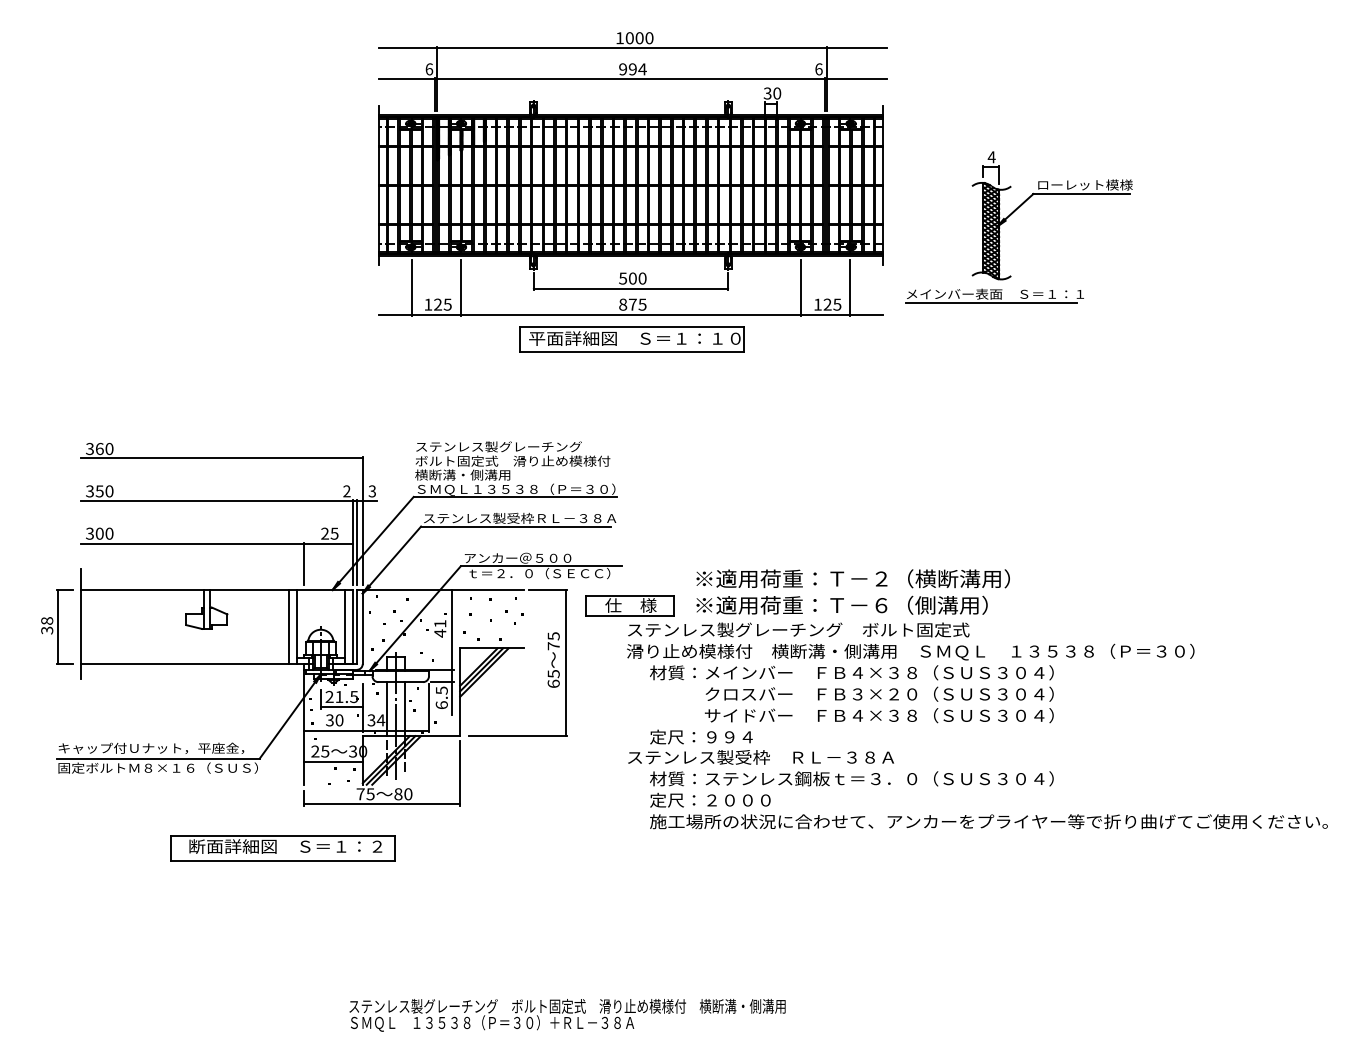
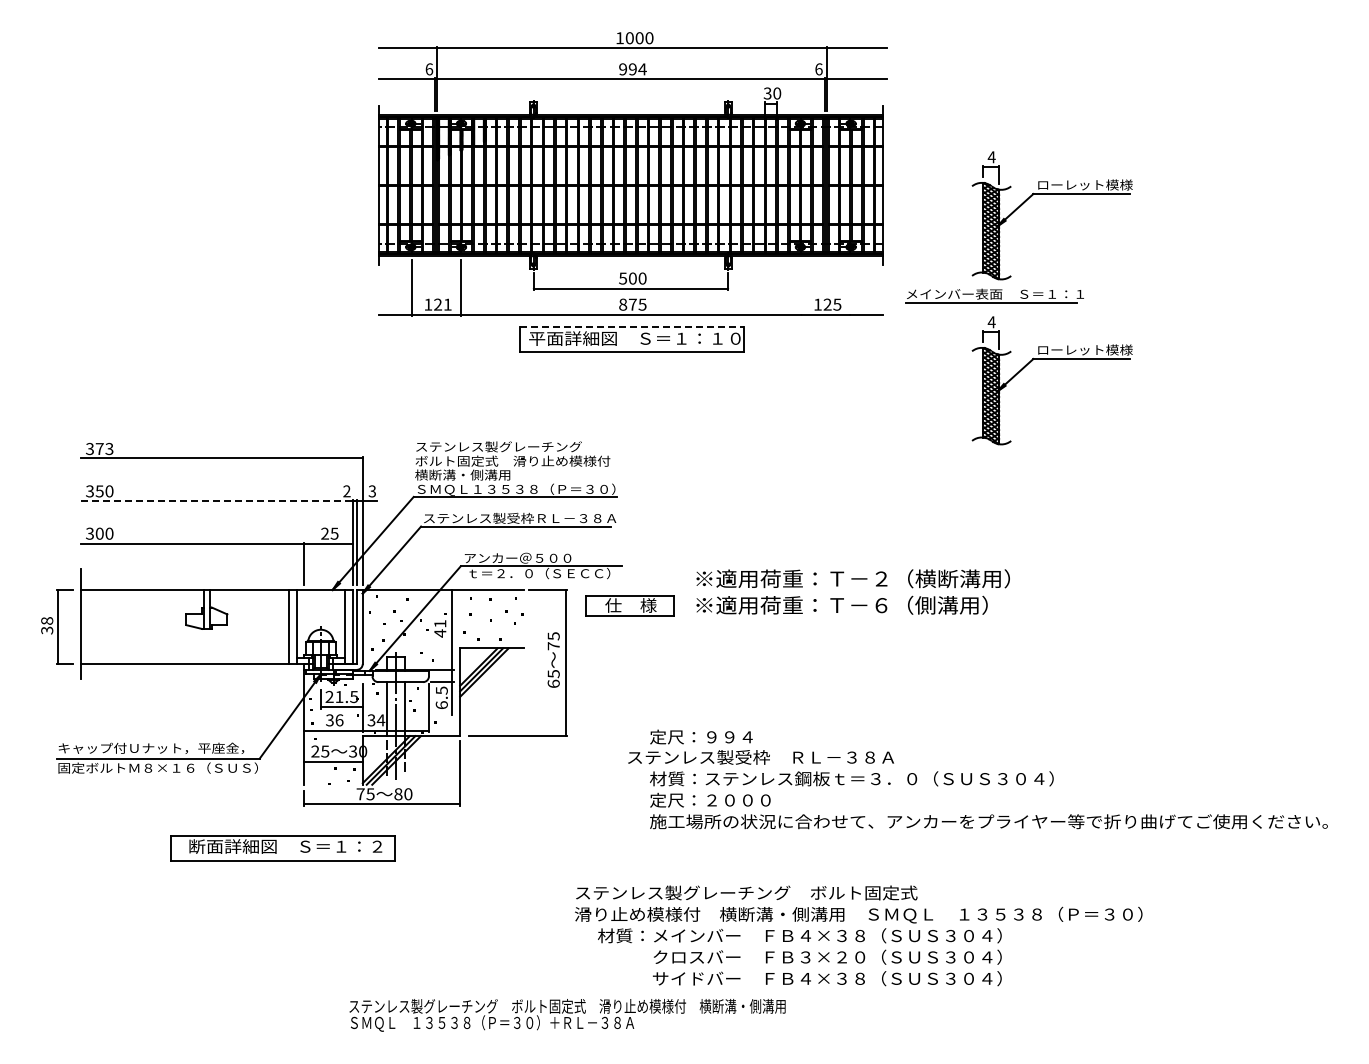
line: present -> none (801, 287)
line: present -> none (850, 287)
text: 125 -> 121 (447, 304)
line: solid -> dashed (632, 326)
part: none -> present (1051, 359)
text: 360 -> 373 (104, 448)
line: solid -> dashed (217, 501)
text position: (910, 672) -> (858, 935) (858, 935)
text: 30 -> 36 (339, 720)
